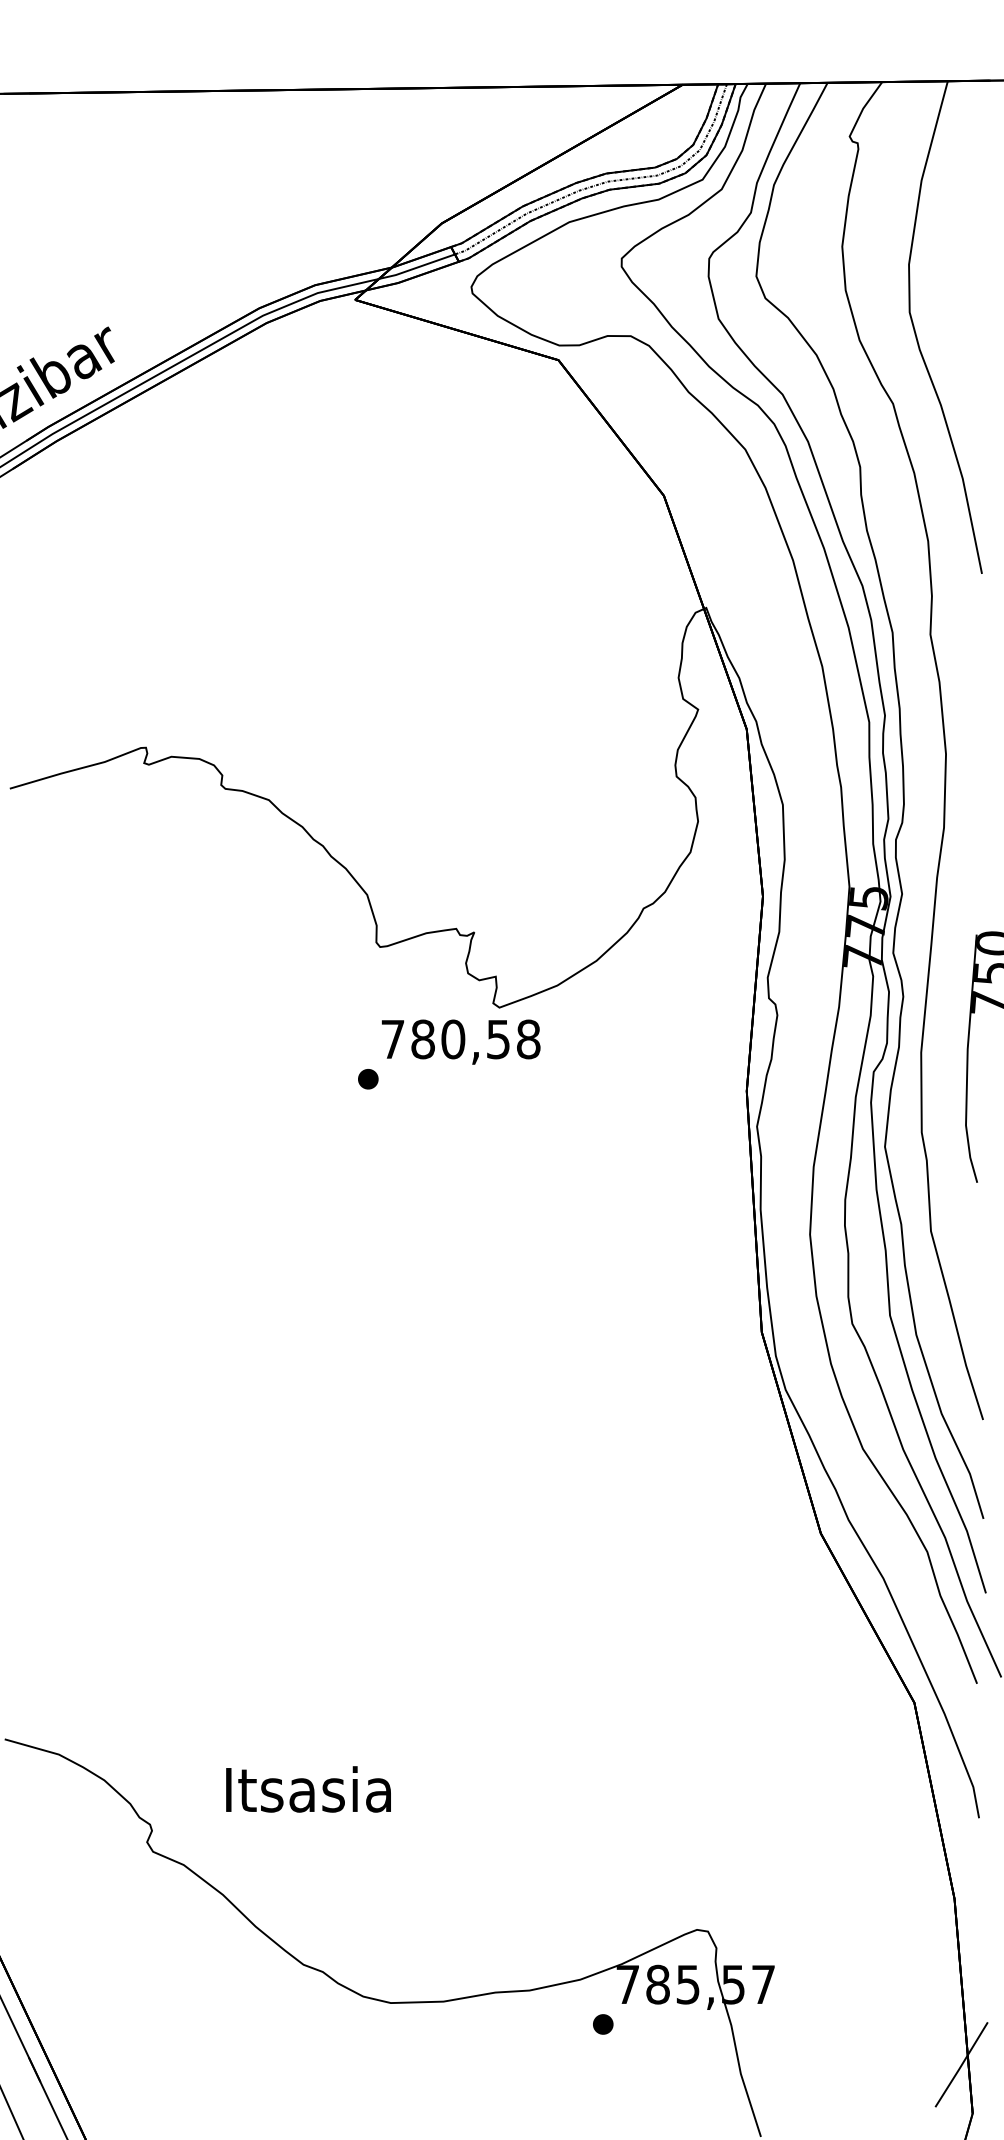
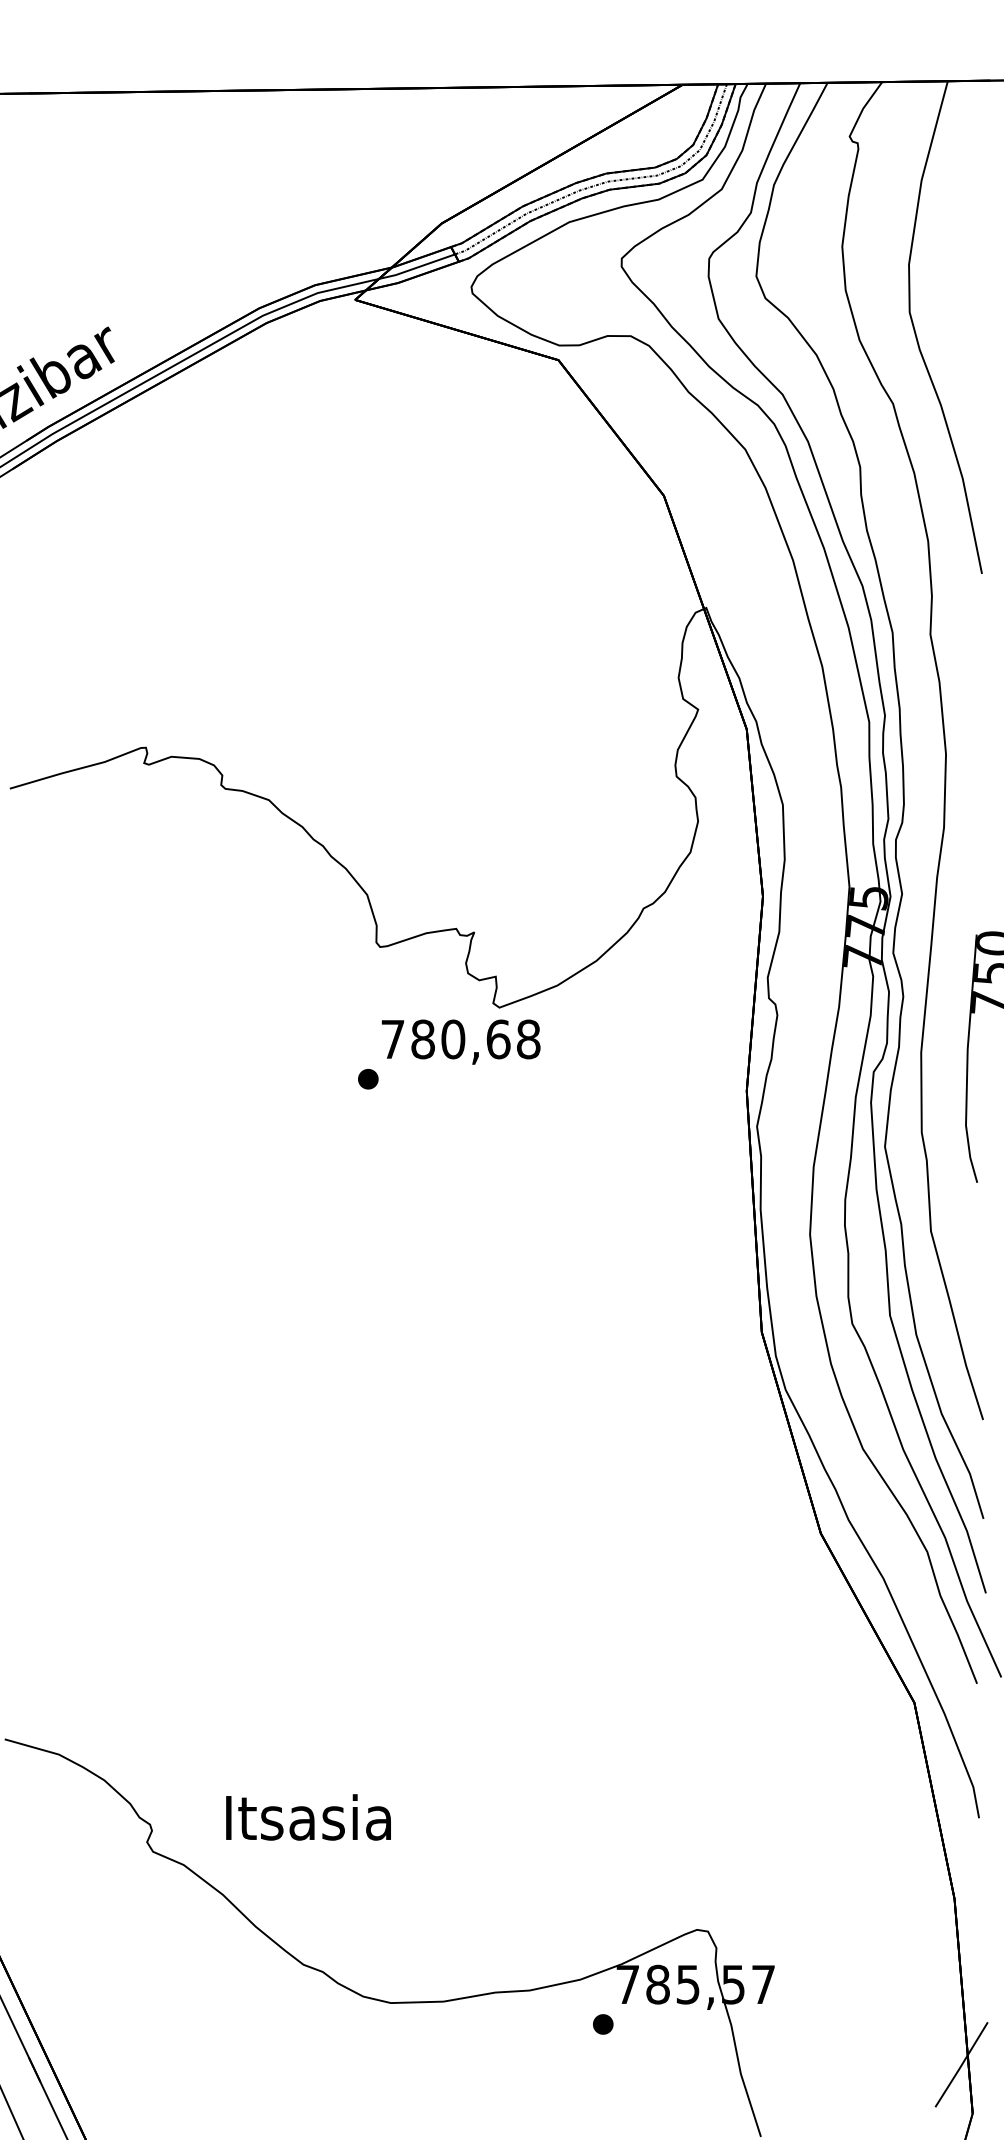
text: 780,58 -> 780,68 (498, 1039)
text position: (308, 1789) -> (308, 1817) (308, 1817)
